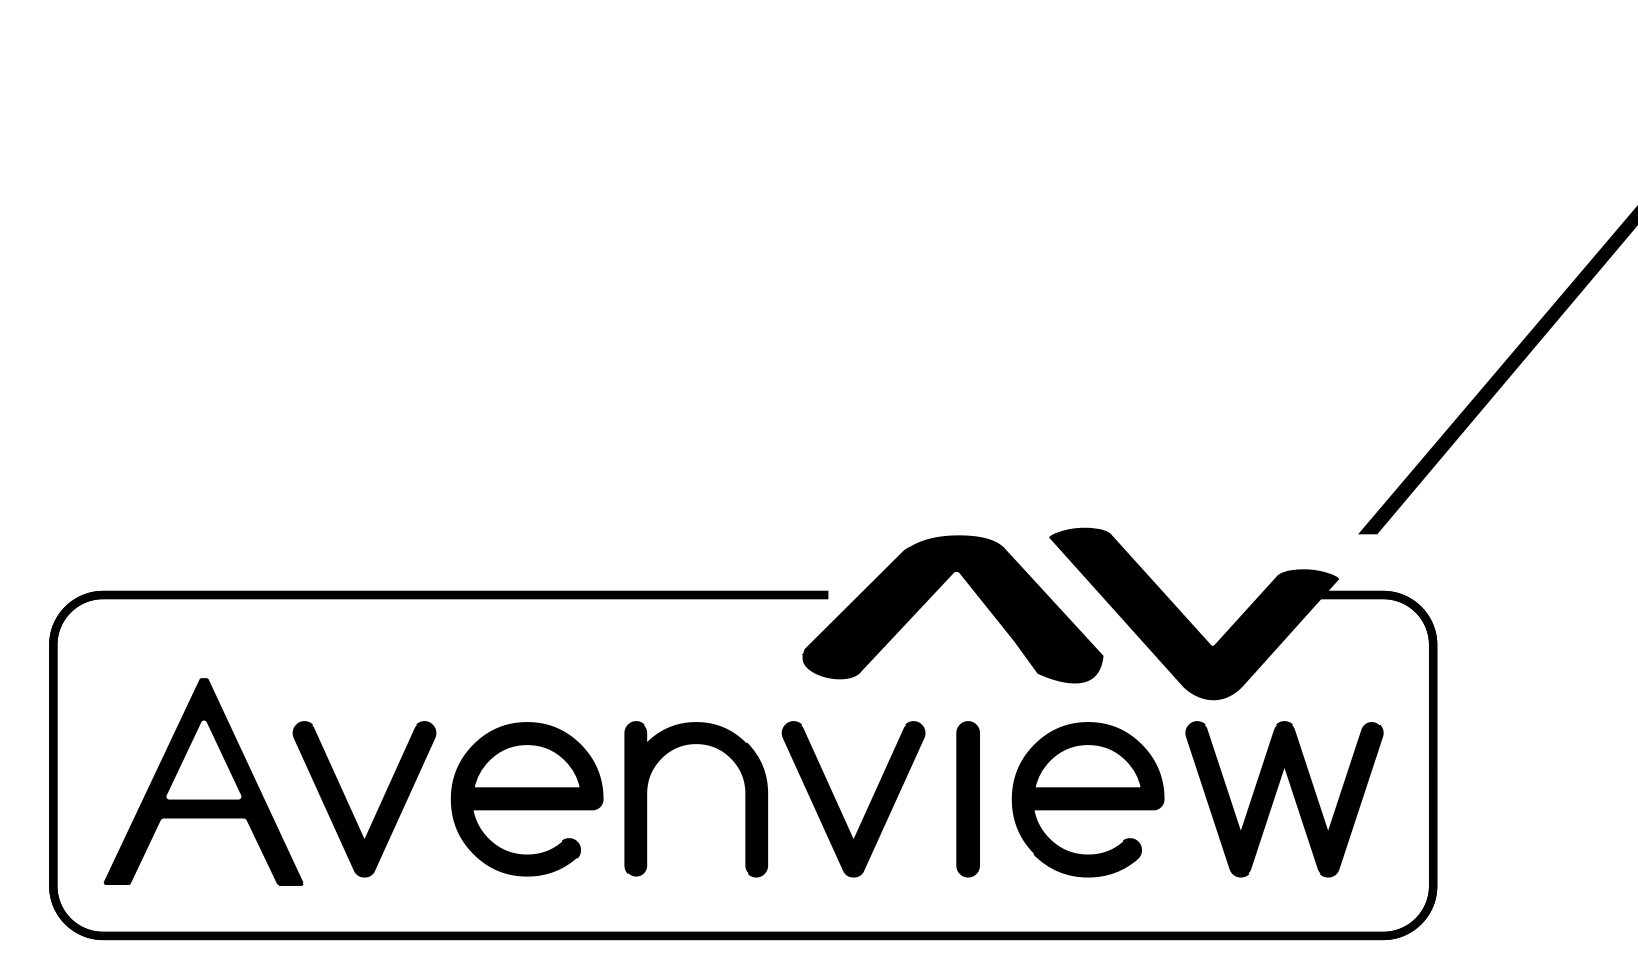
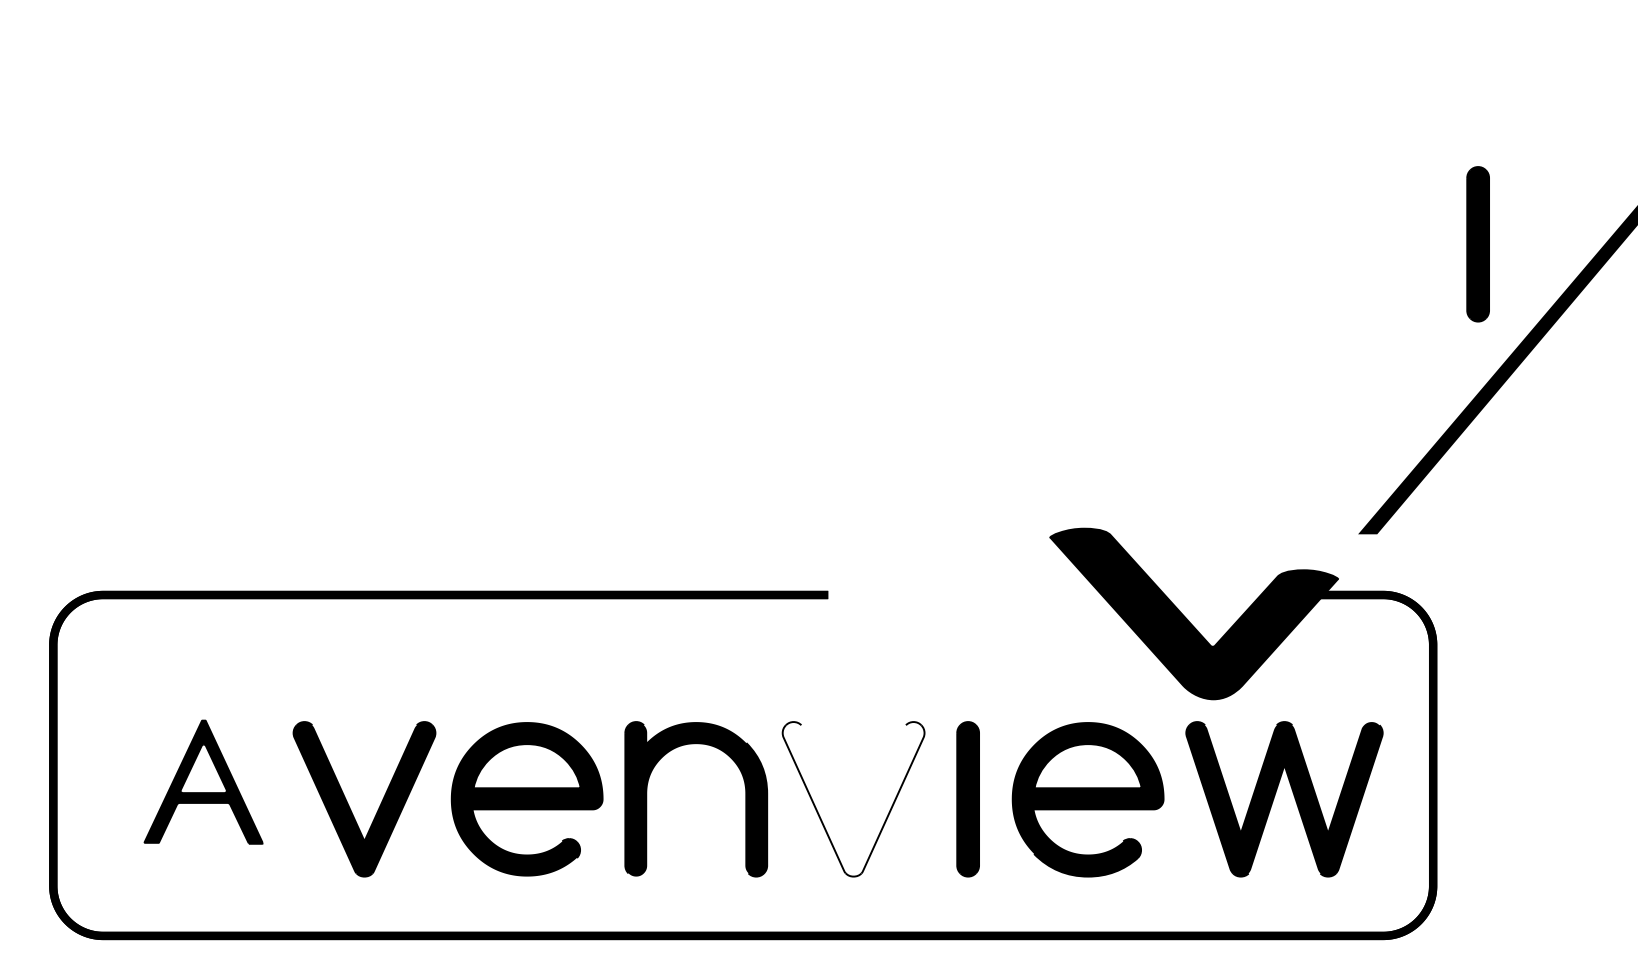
part: none -> present (1477, 244)
part: present -> none (935, 592)
part size: 201x208 px -> 121x126 px (203, 781)
fill: present -> none (853, 799)
